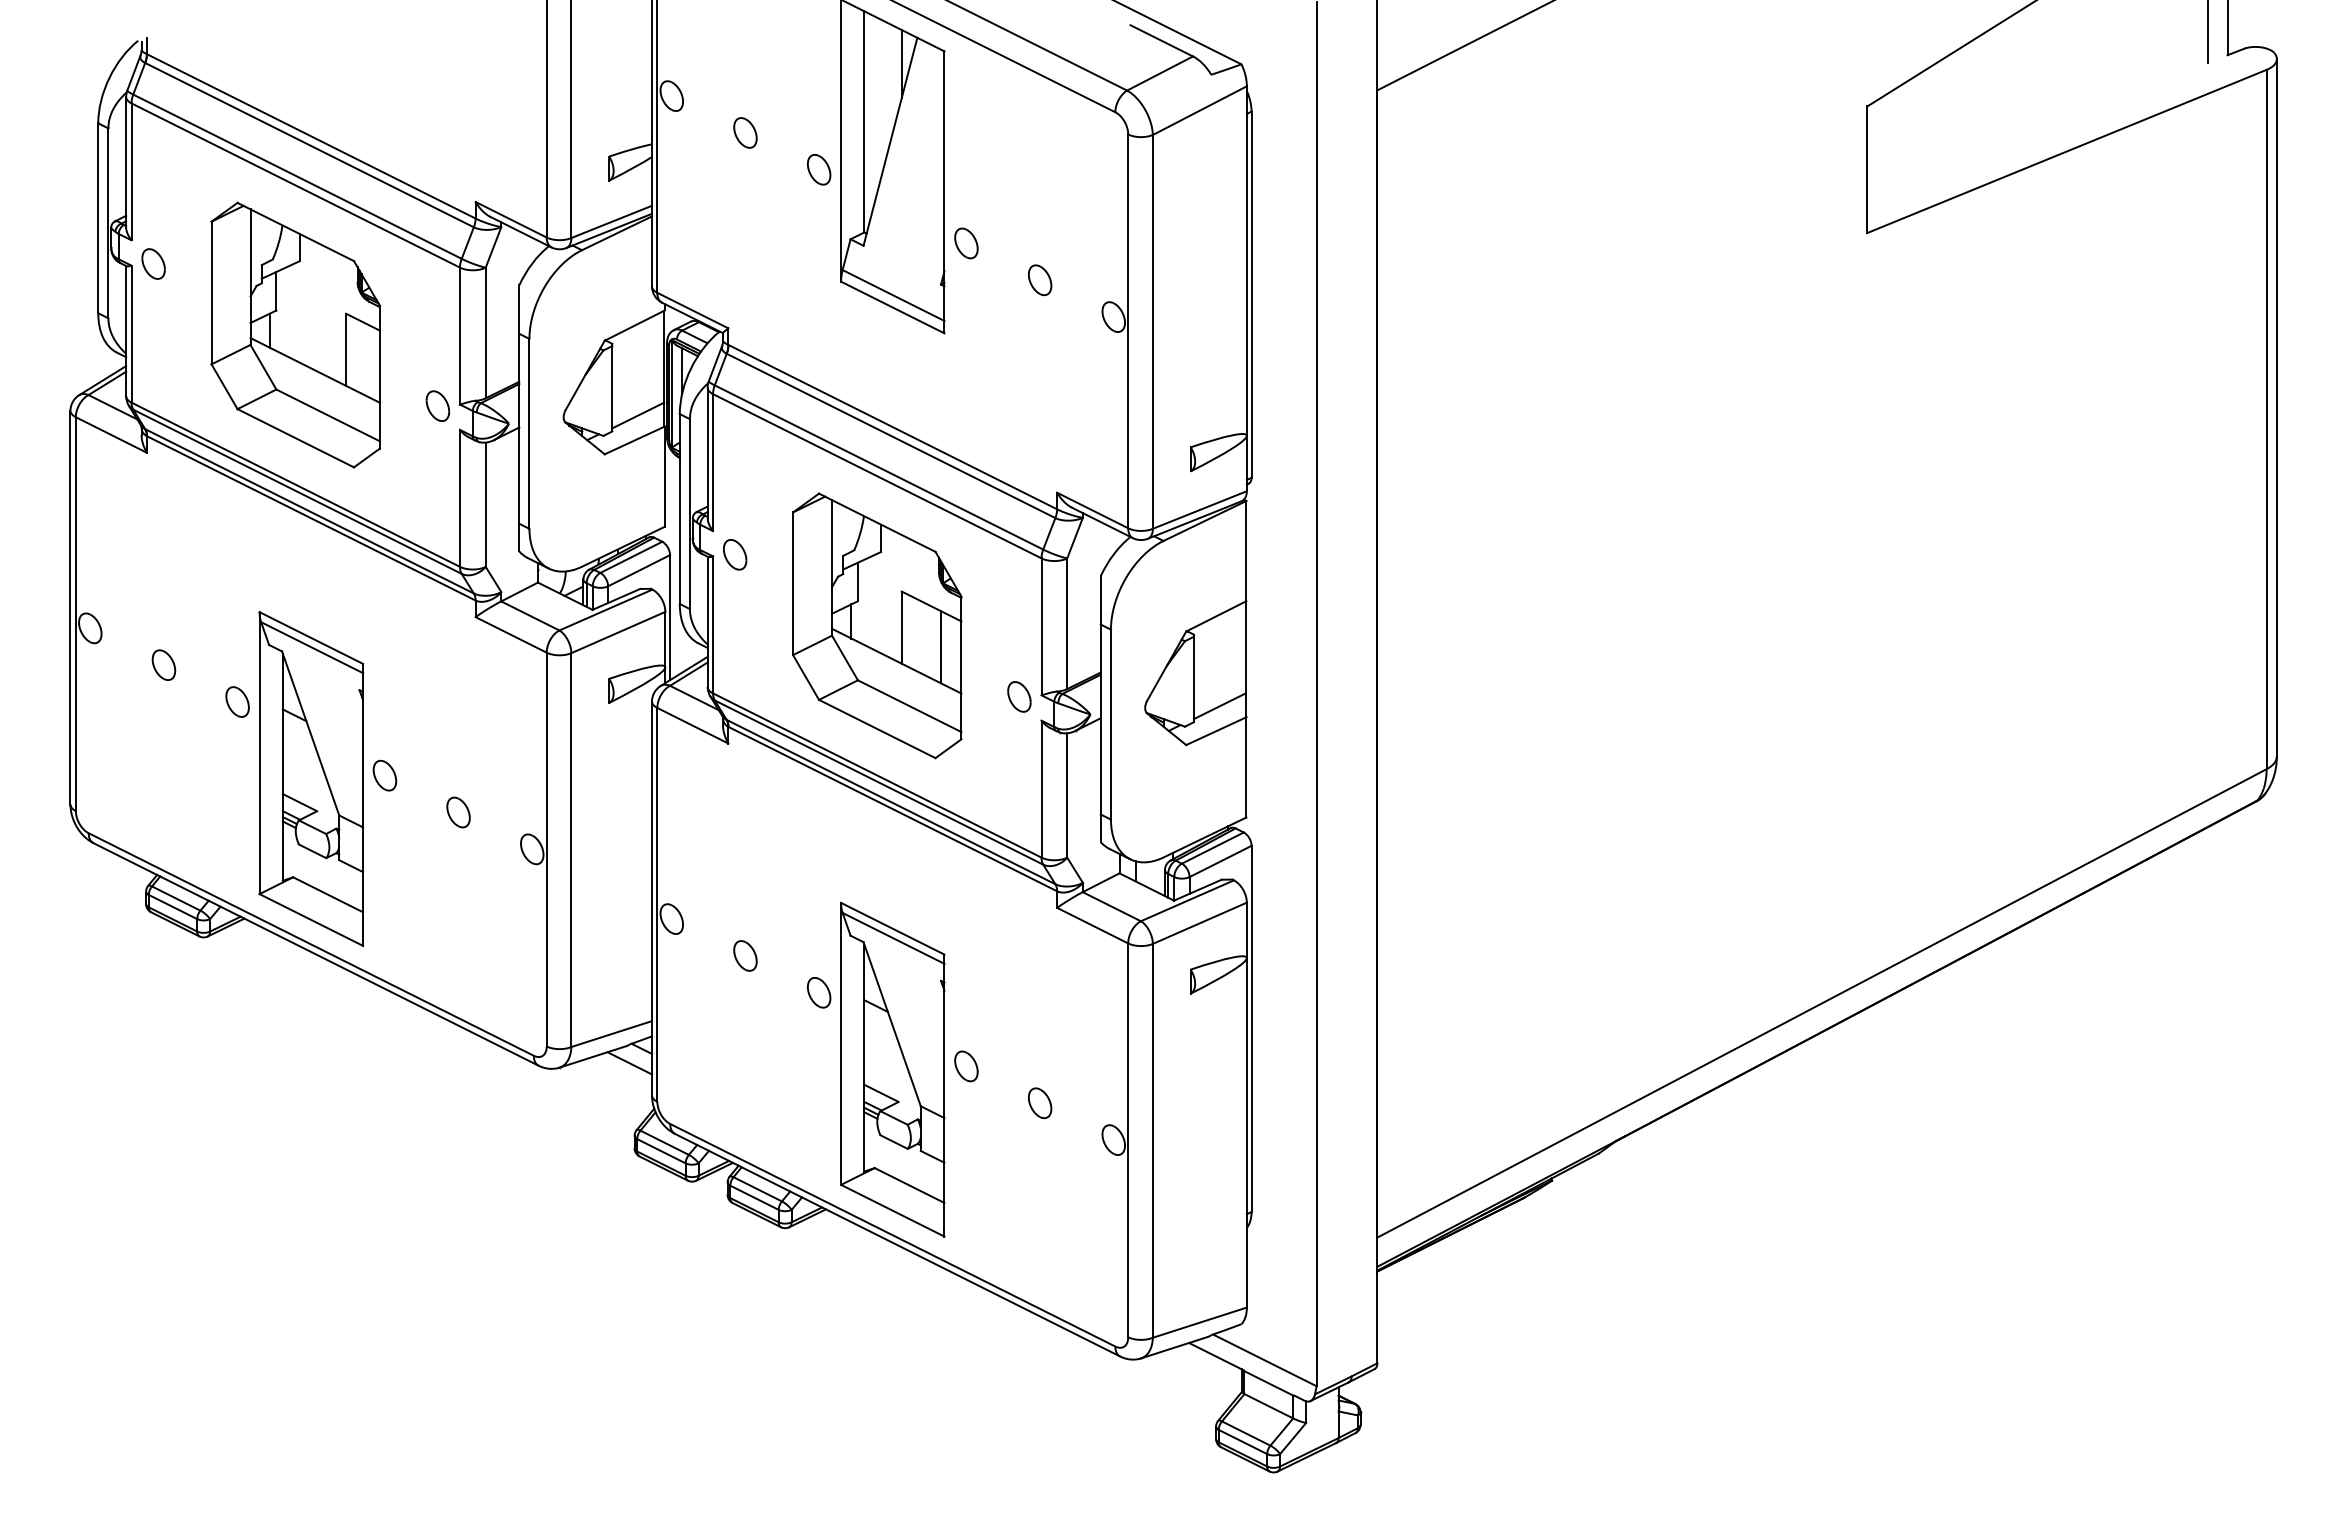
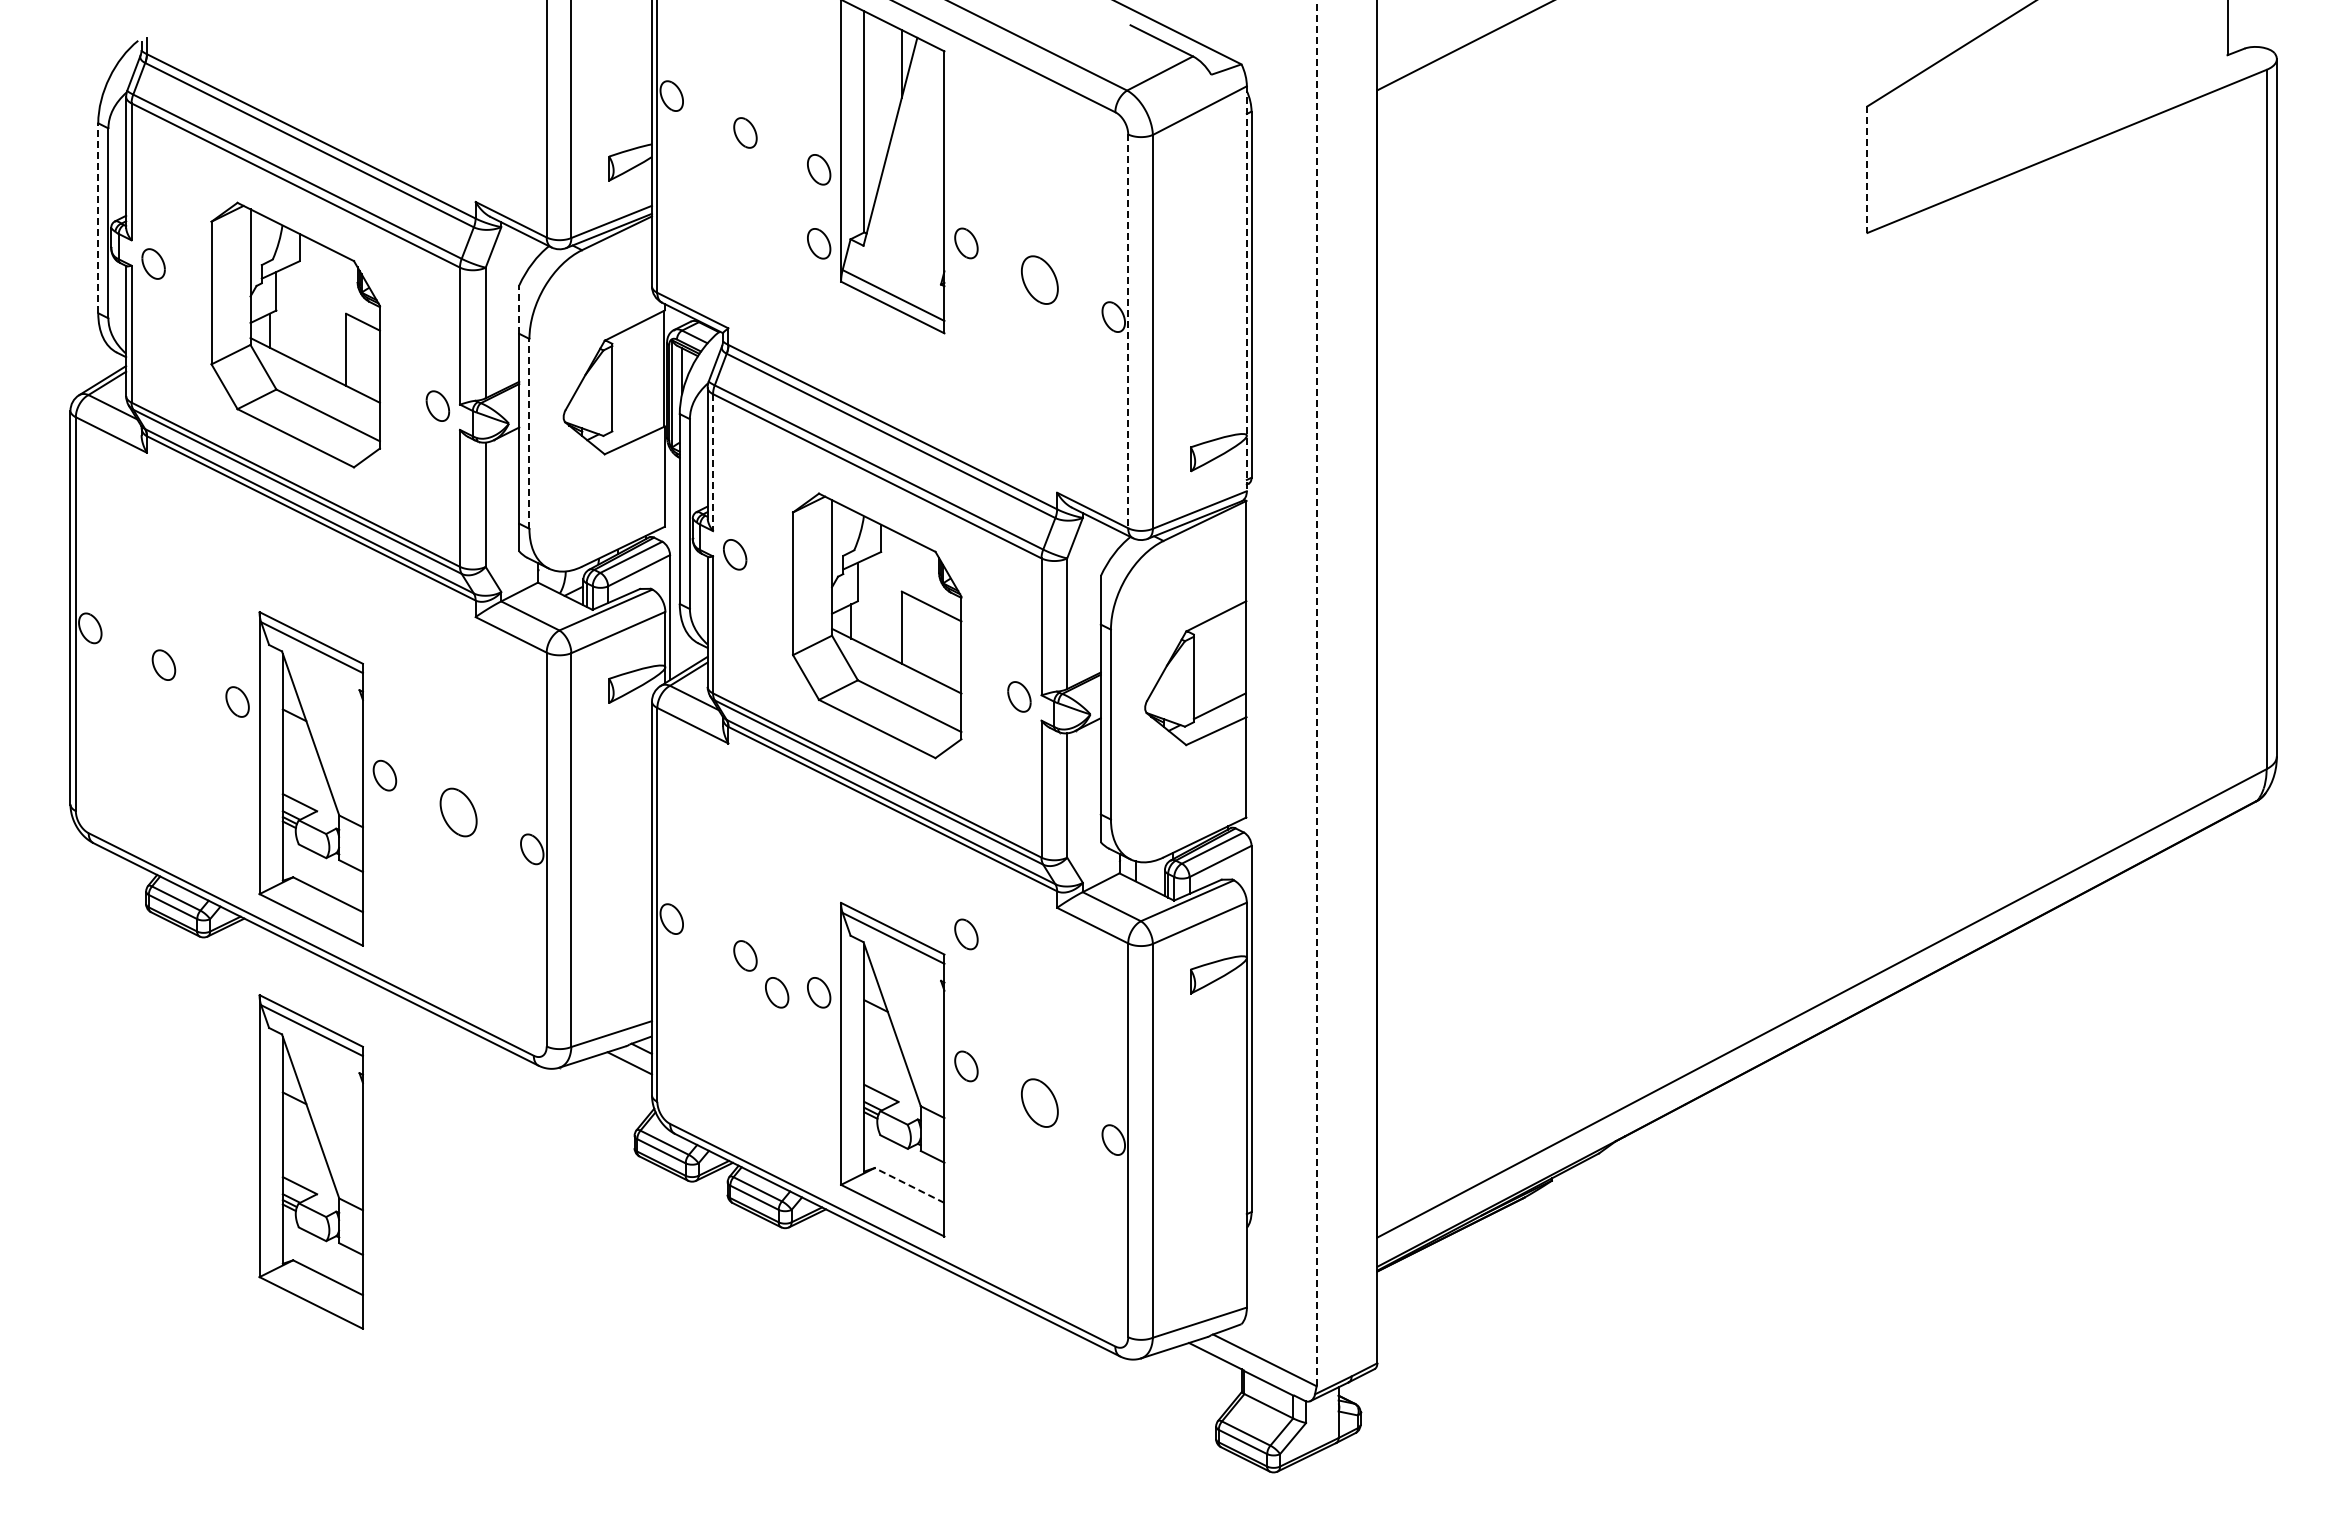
line: present -> none (2208, 32)
line: solid -> dashed (1867, 170)
line: solid -> dashed (98, 218)
part: none -> present (819, 243)
part size: 25x33 px -> 38x50 px (1039, 279)
line: solid -> dashed (1246, 289)
line: solid -> dashed (519, 309)
line: solid -> dashed (1128, 331)
line: present -> none (638, 415)
line: solid -> dashed (529, 433)
line: solid -> dashed (713, 463)
line: present -> none (940, 647)
line: solid -> dashed (1316, 694)
part size: 25x33 px -> 39x51 px (458, 812)
part: none -> present (966, 934)
part: none -> present (777, 992)
part size: 25x33 px -> 38x50 px (1039, 1102)
part: none -> present (310, 1161)
line: solid -> dashed (909, 1185)
